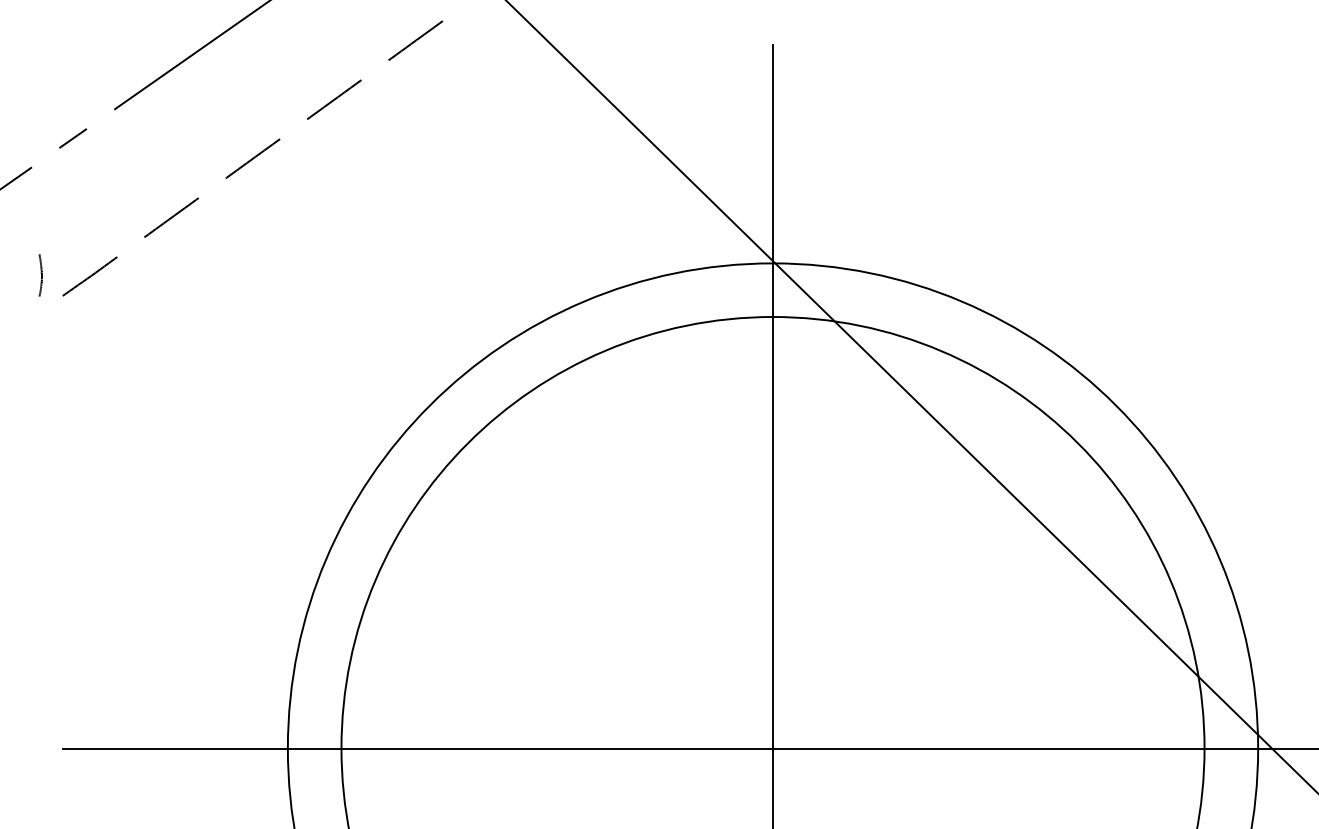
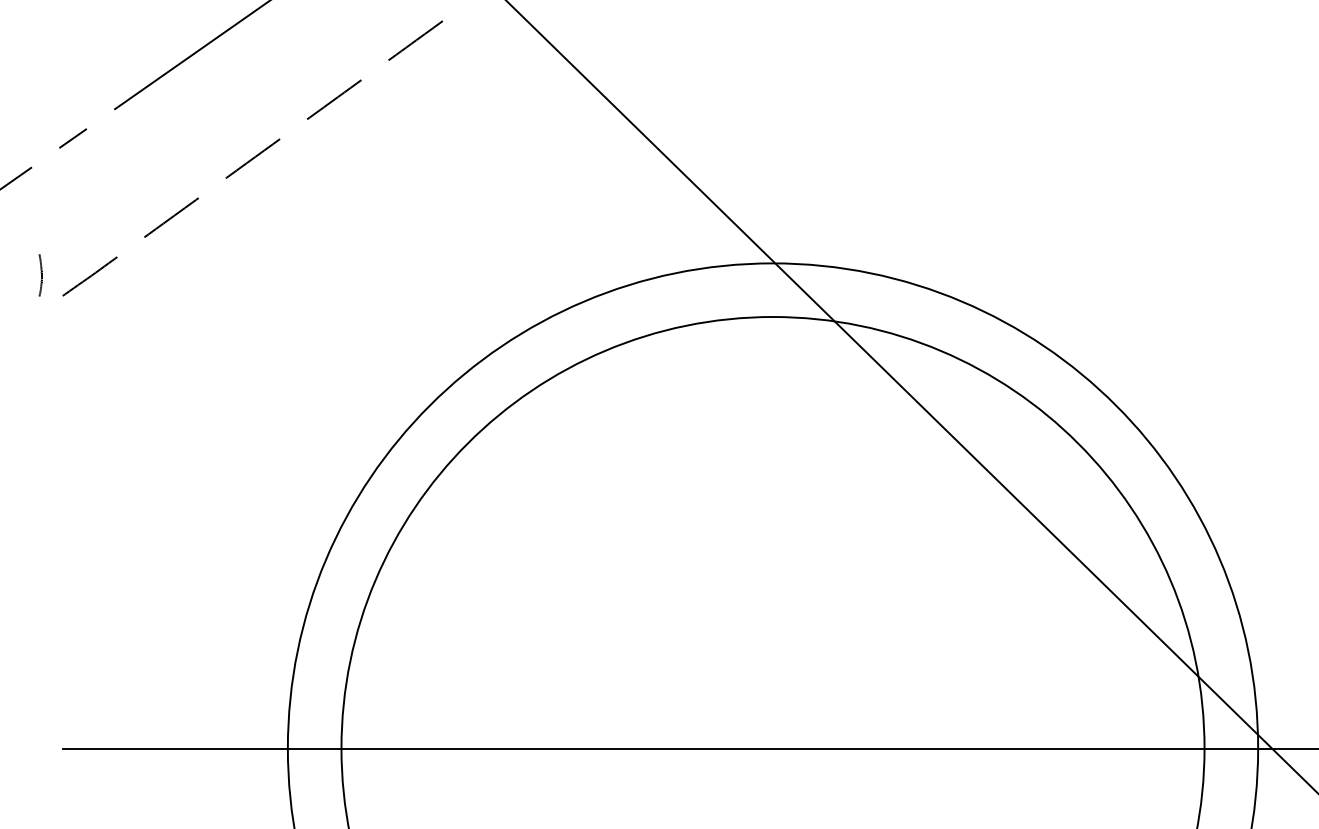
line: present -> none (773, 435)
